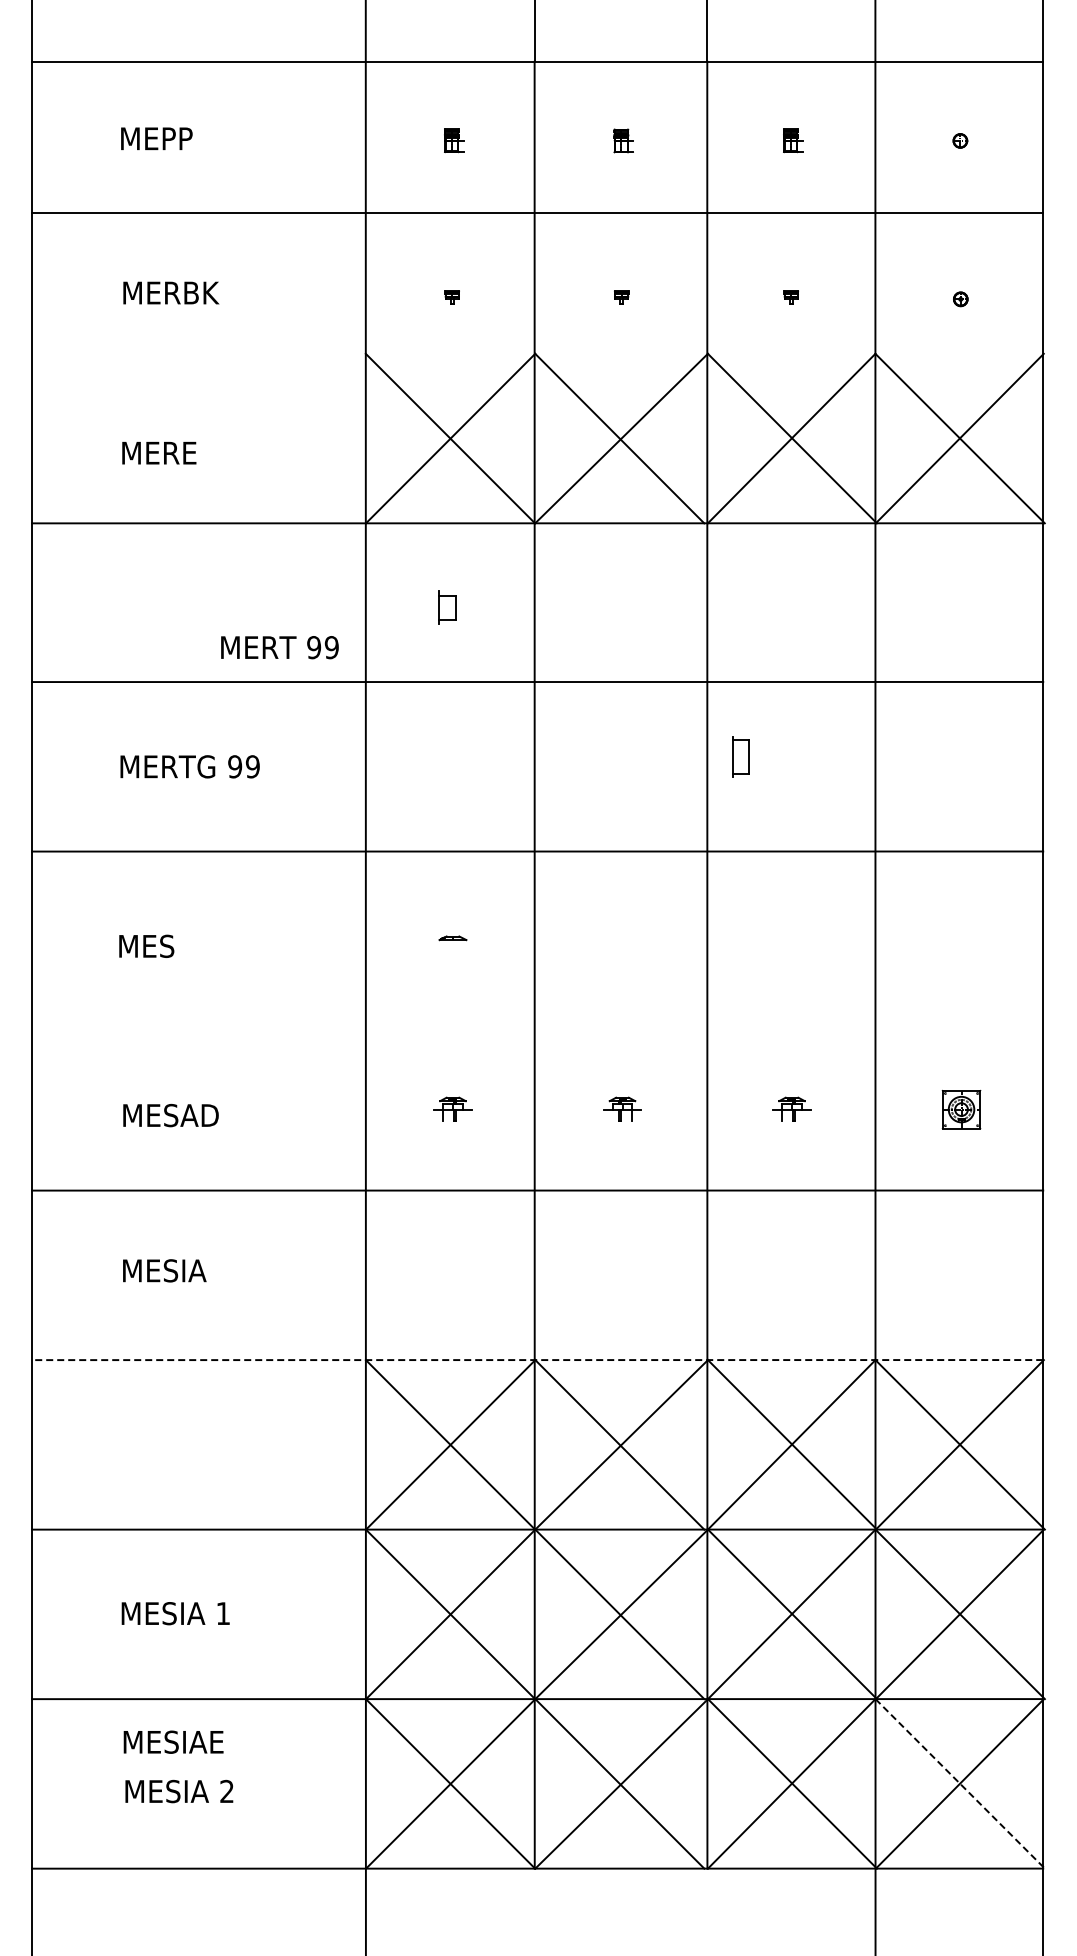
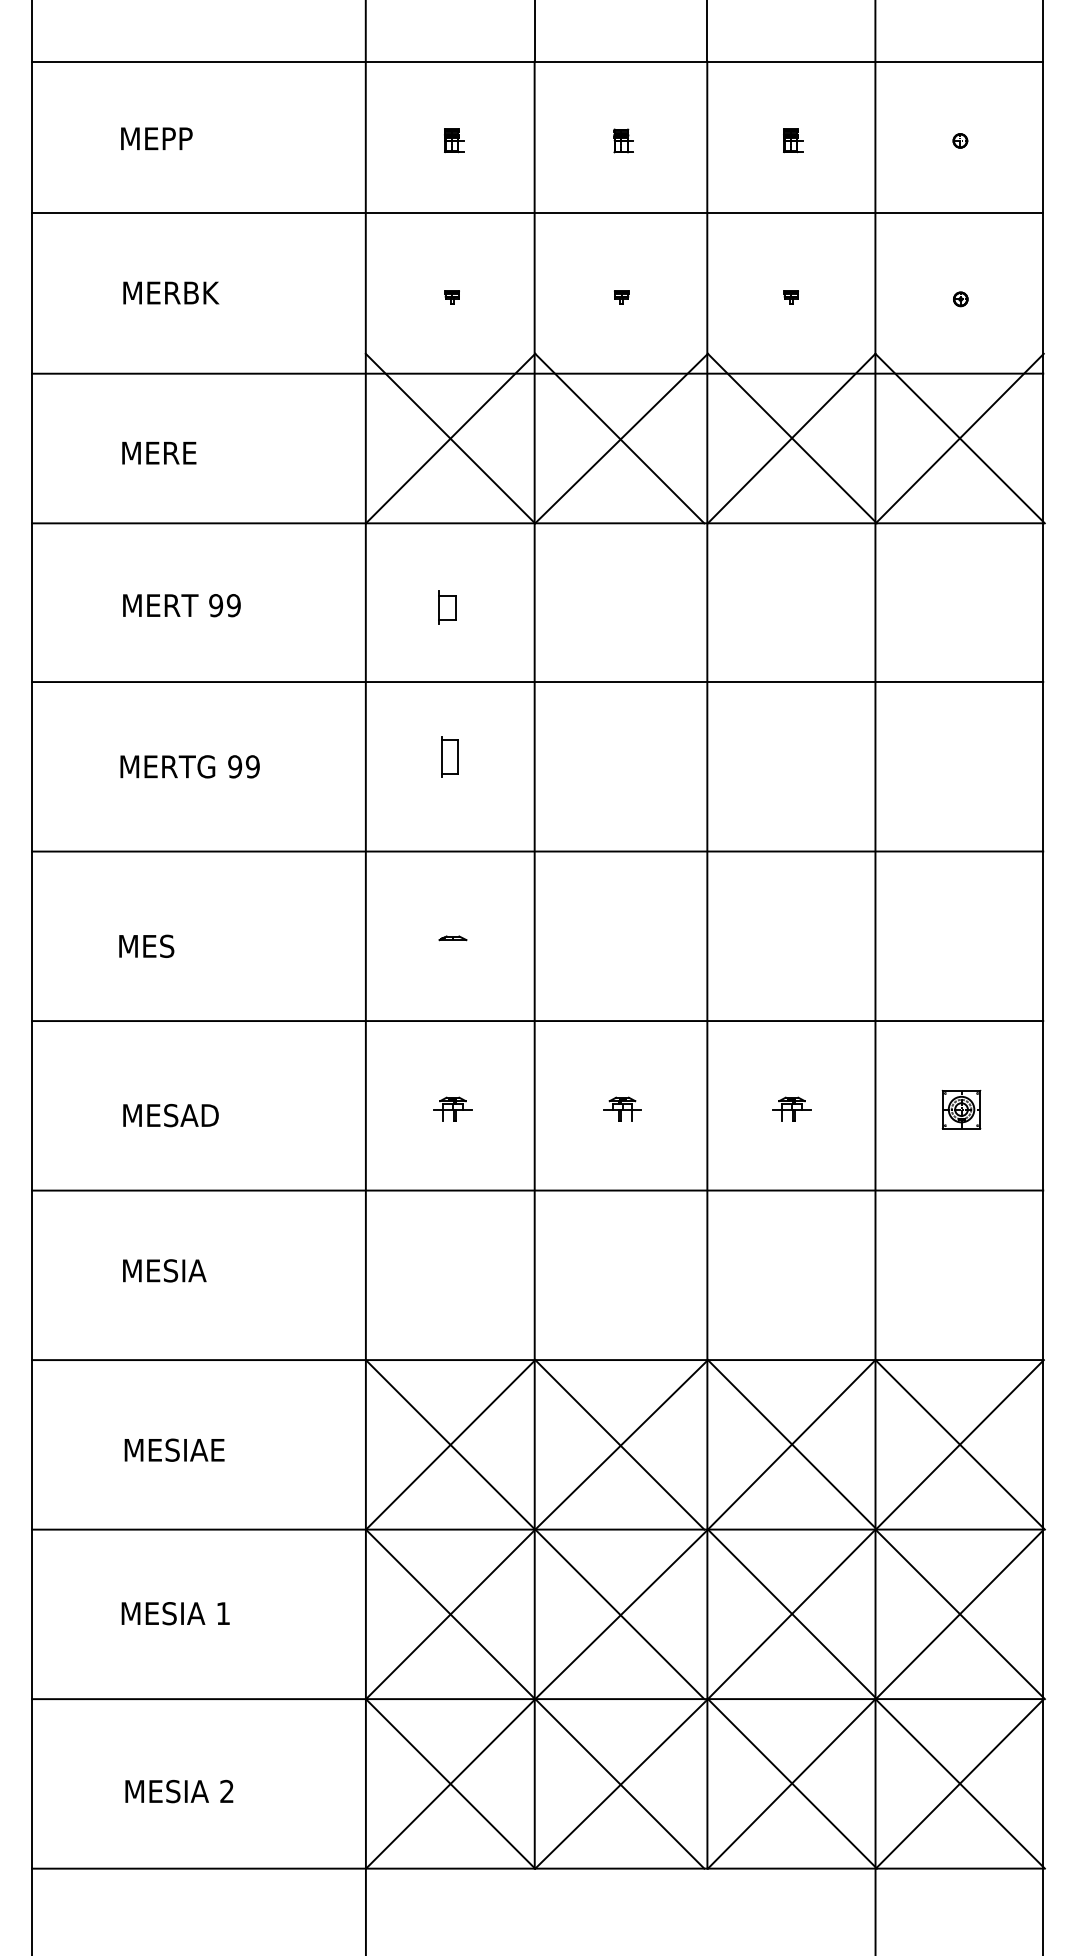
line: none -> present (537, 373)
text position: (279, 647) -> (181, 605) (181, 605)
part position: (740, 756) -> (449, 756) (449, 756)
line: none -> present (537, 1021)
line: dashed -> solid (537, 1360)
text position: (173, 1741) -> (174, 1449) (174, 1449)
line: dashed -> solid (960, 1783)
